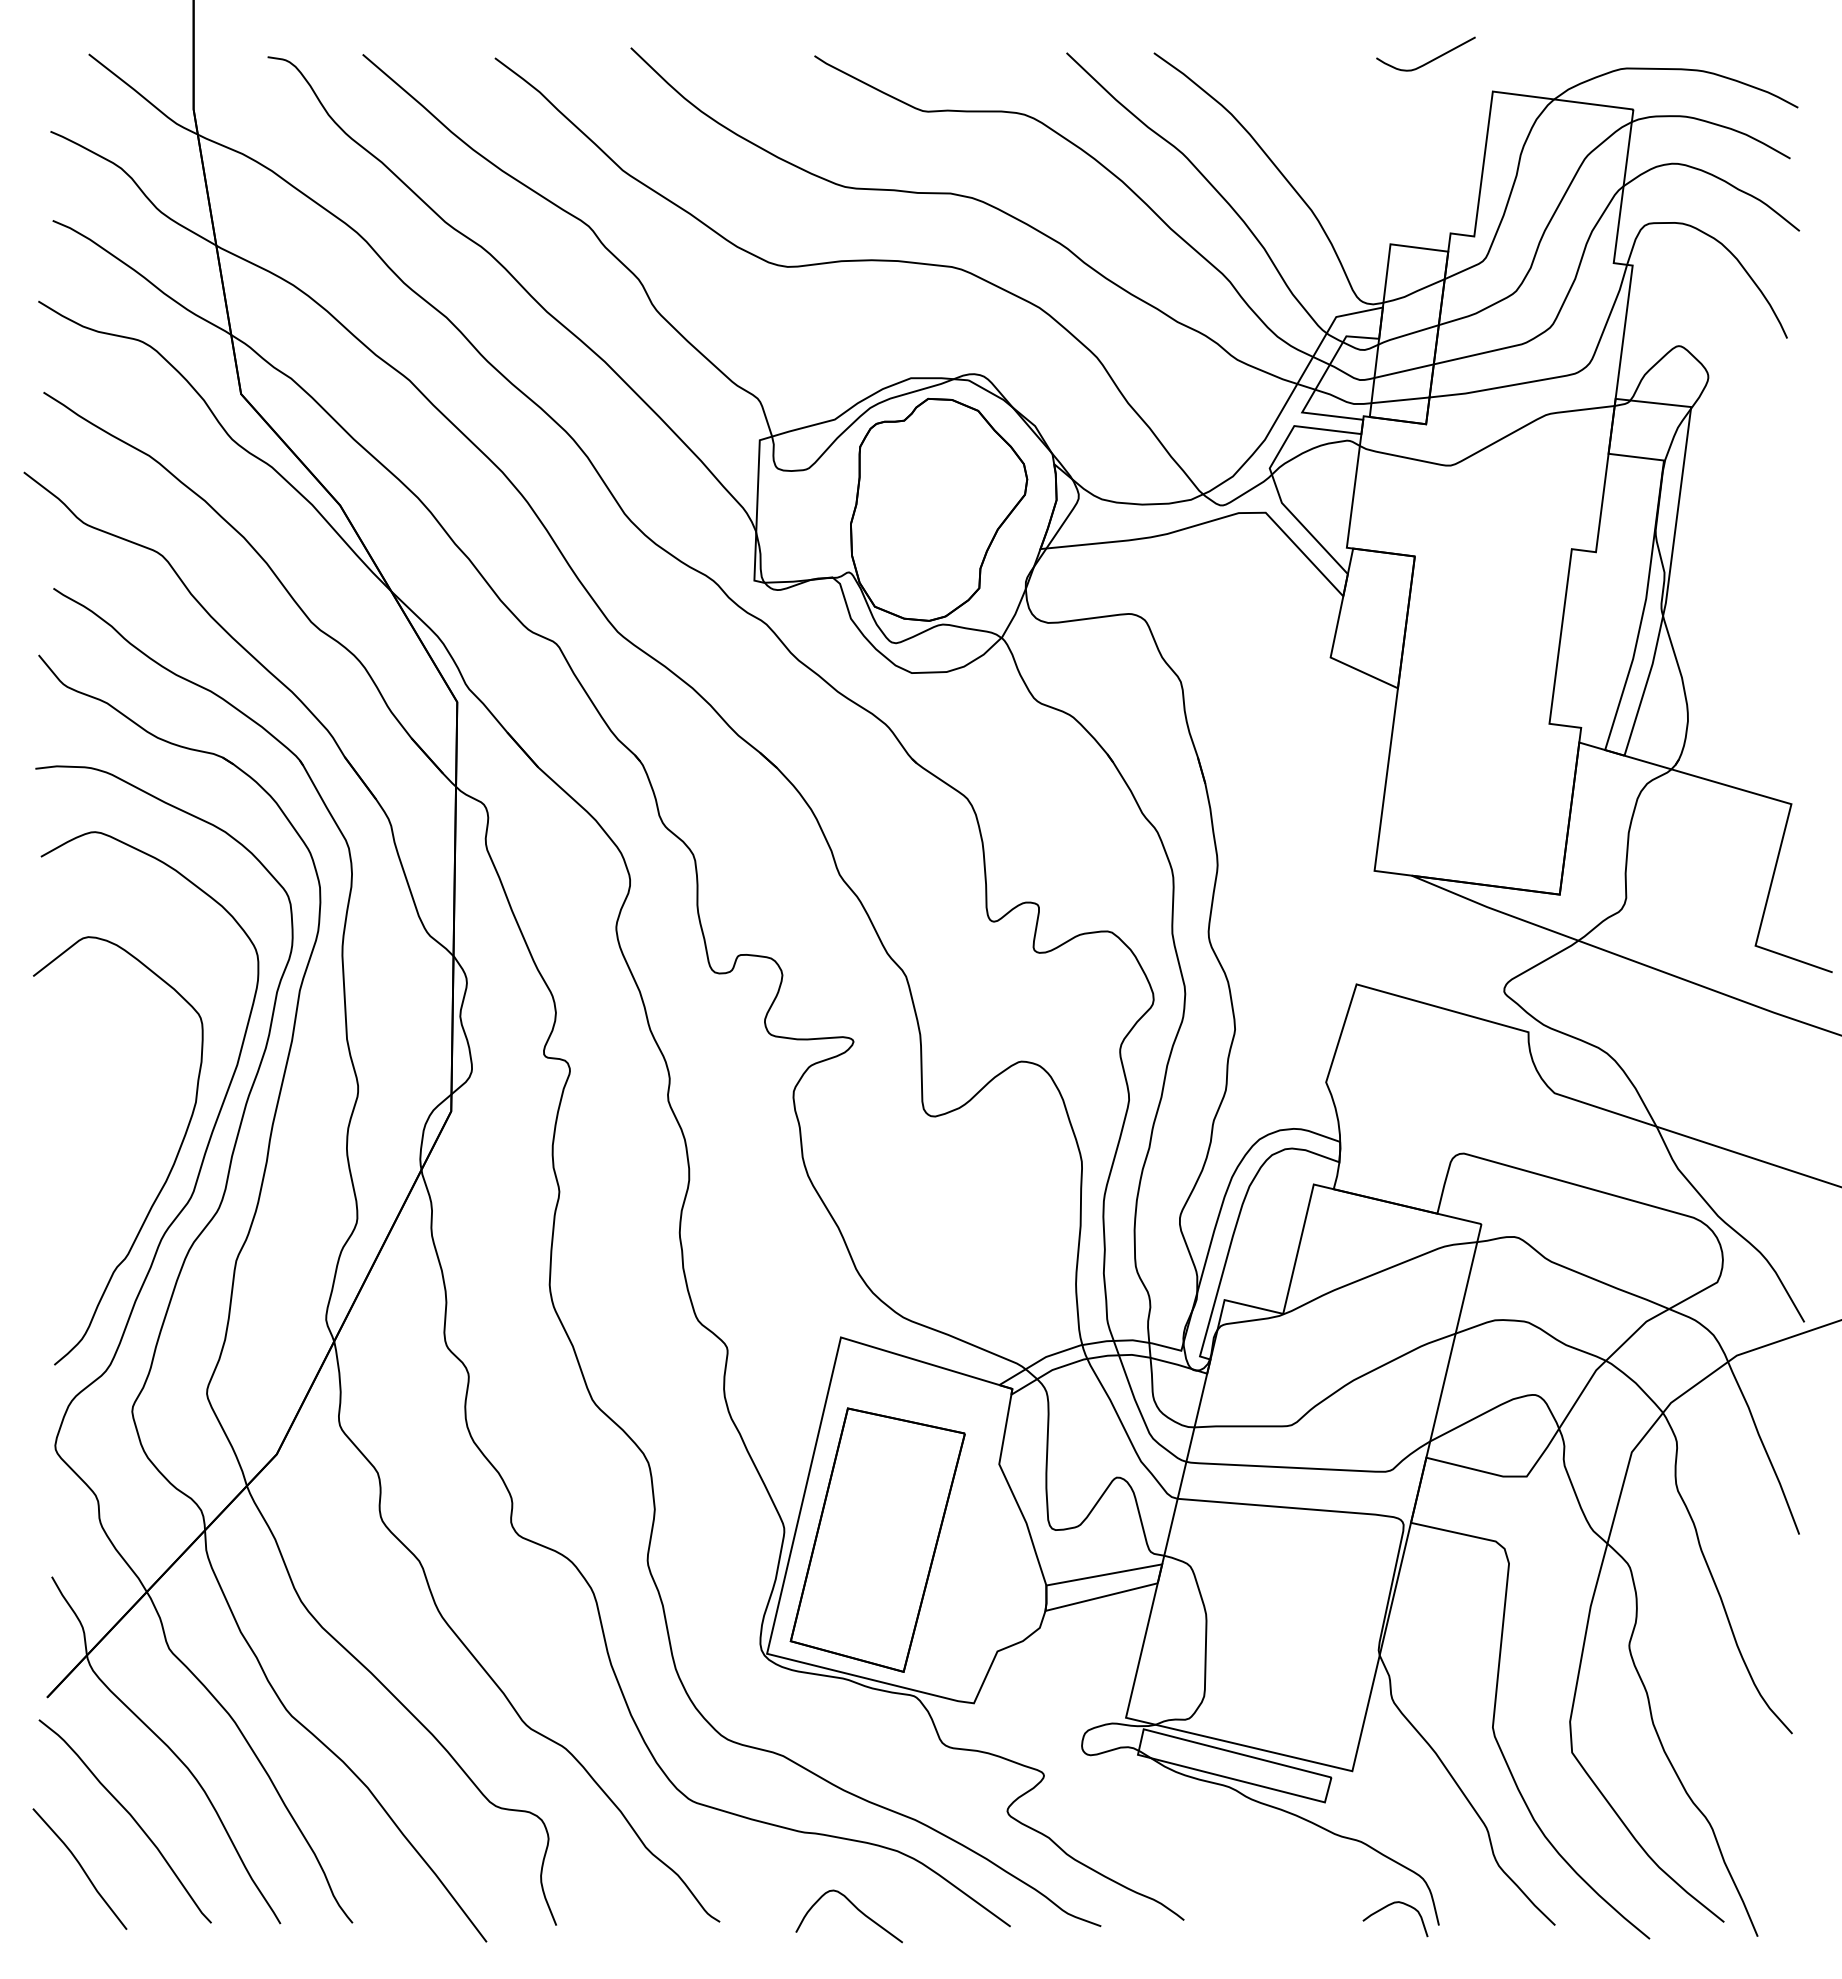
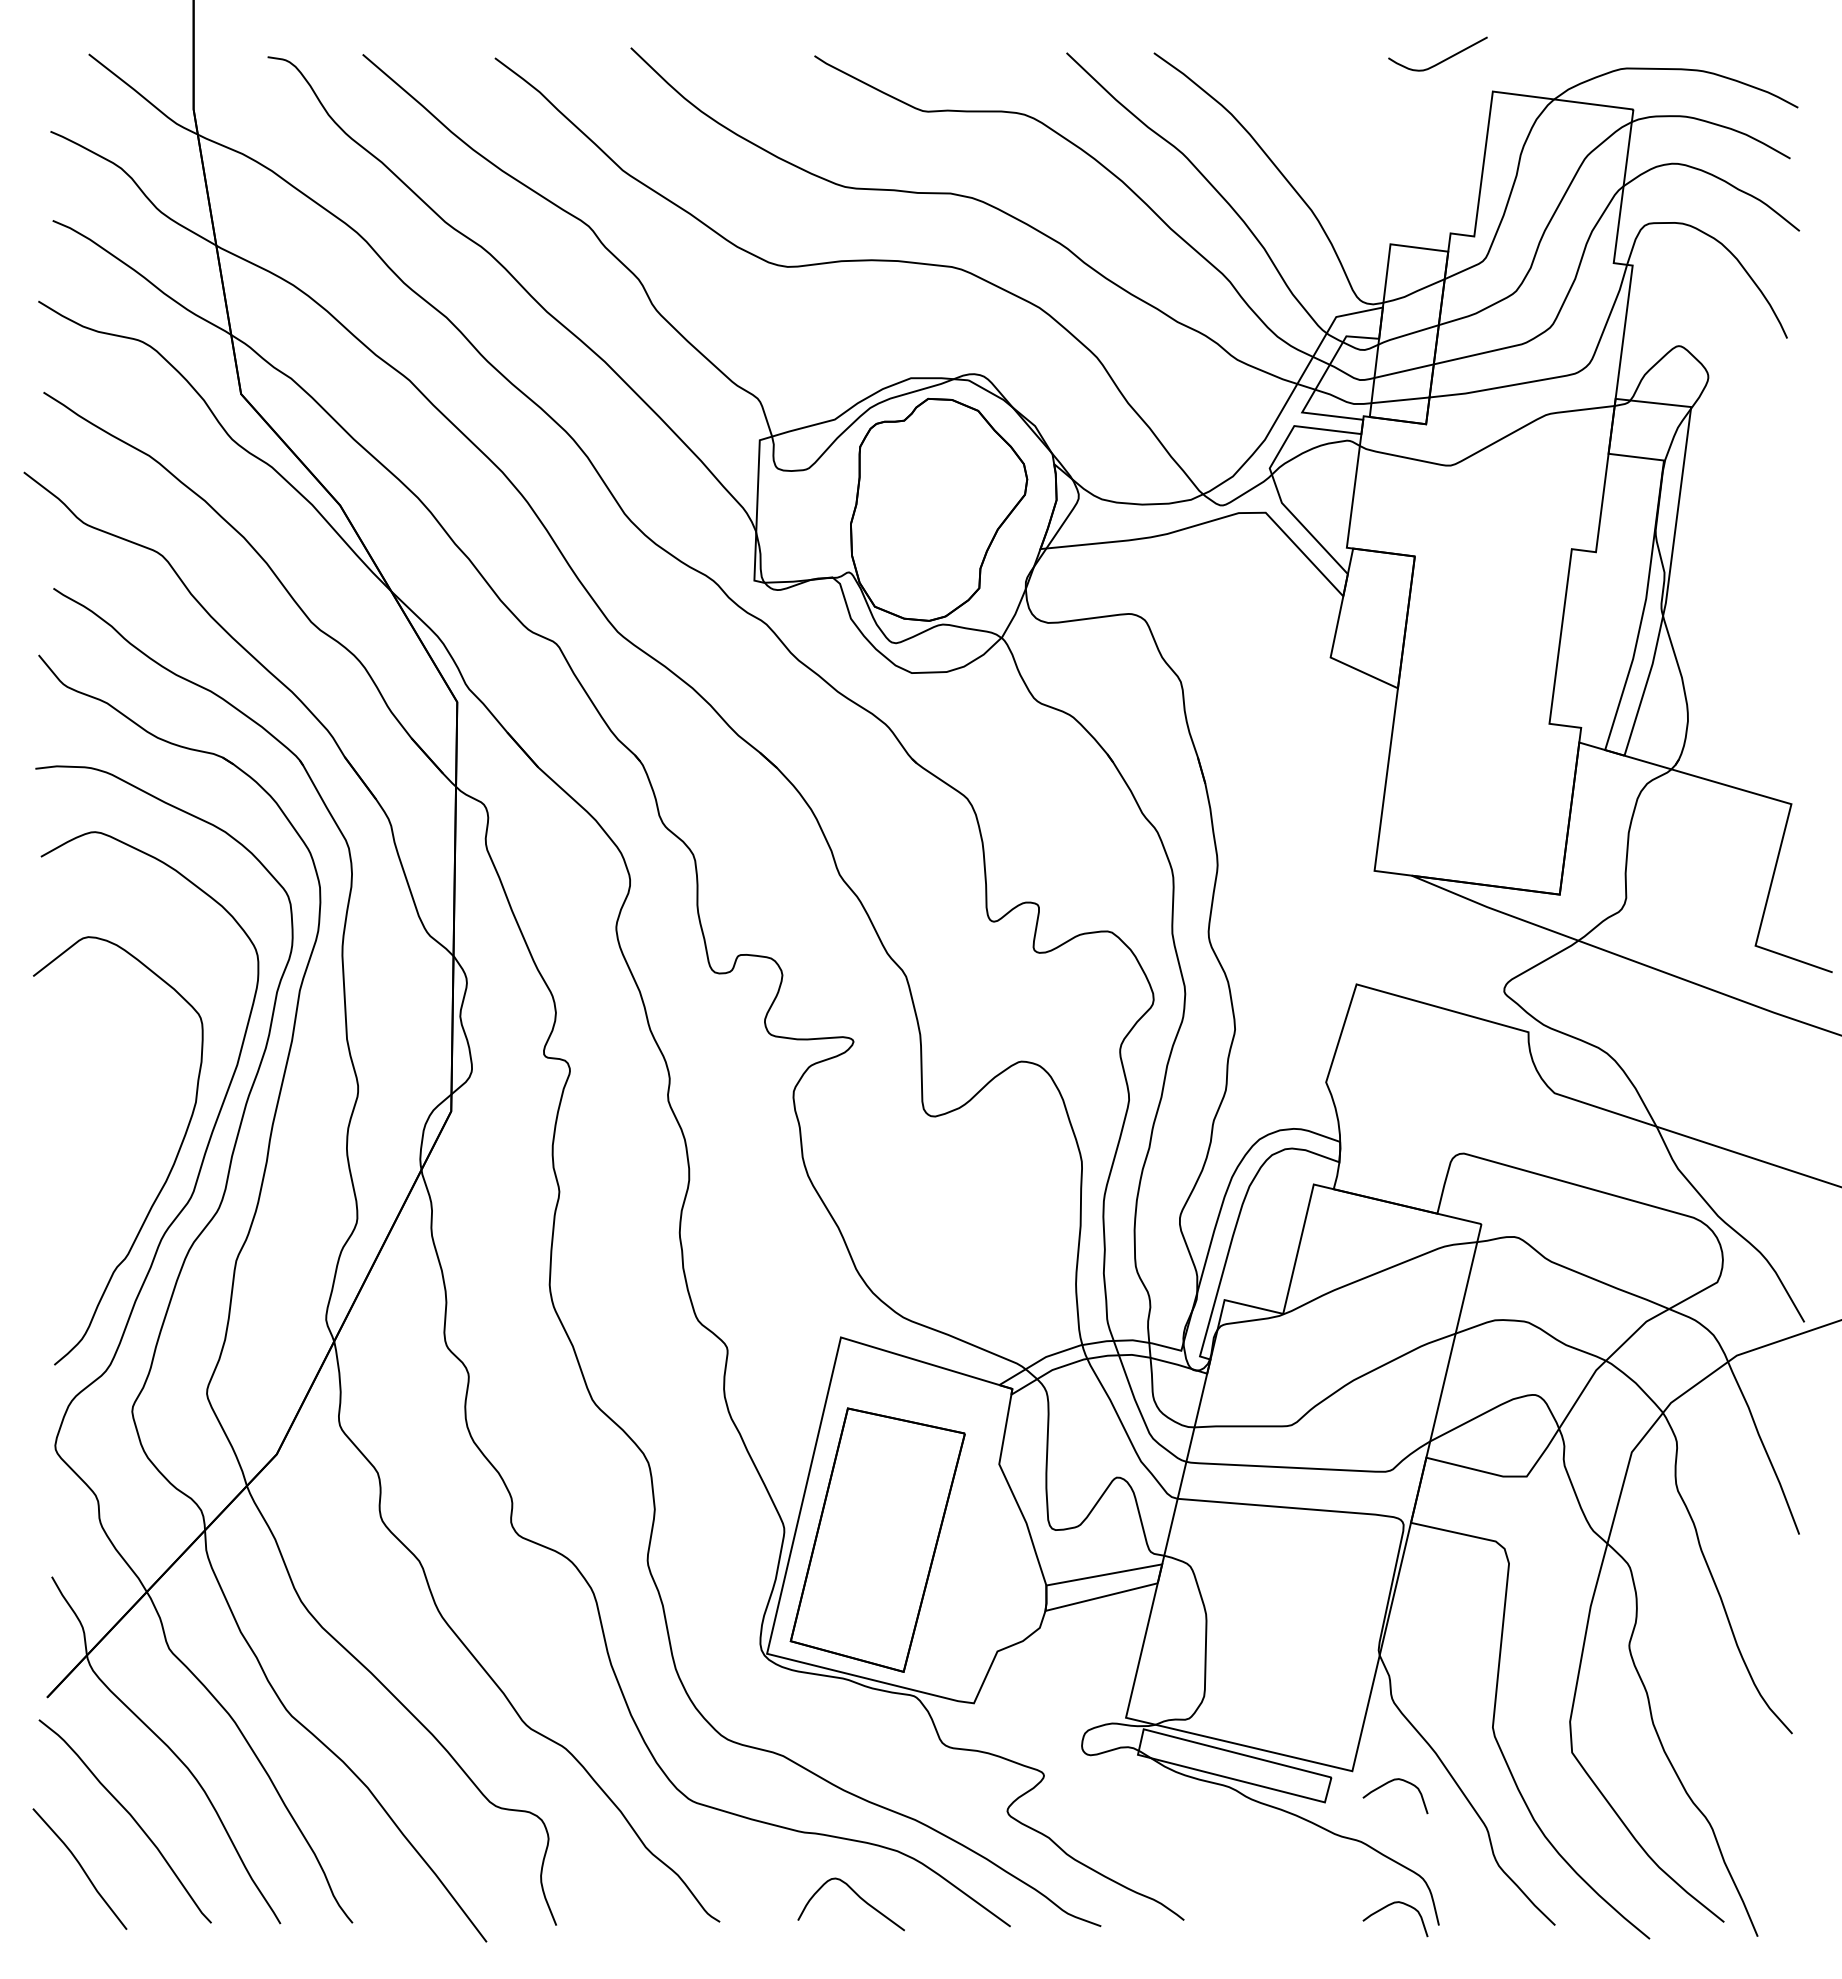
curve position: (1428, 61) -> (1440, 61) (1440, 61)
curve: none -> present (1388, 1783)
curve position: (855, 1908) -> (857, 1896) (857, 1896)
